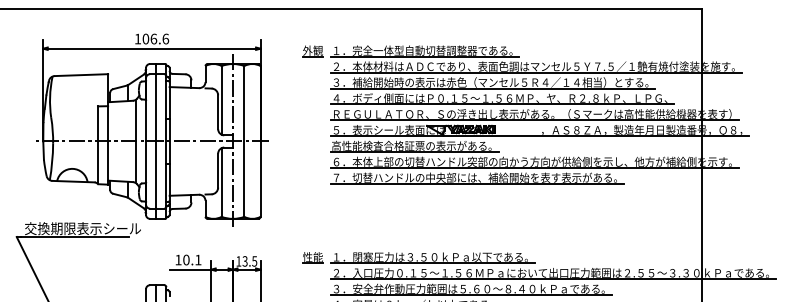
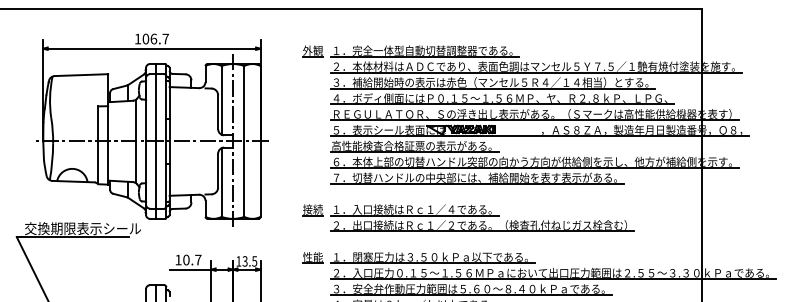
text: 106.6 -> 106.7 (165, 38)
part: none -> present (468, 217)
text: 10.1 -> 10.7 (198, 259)
